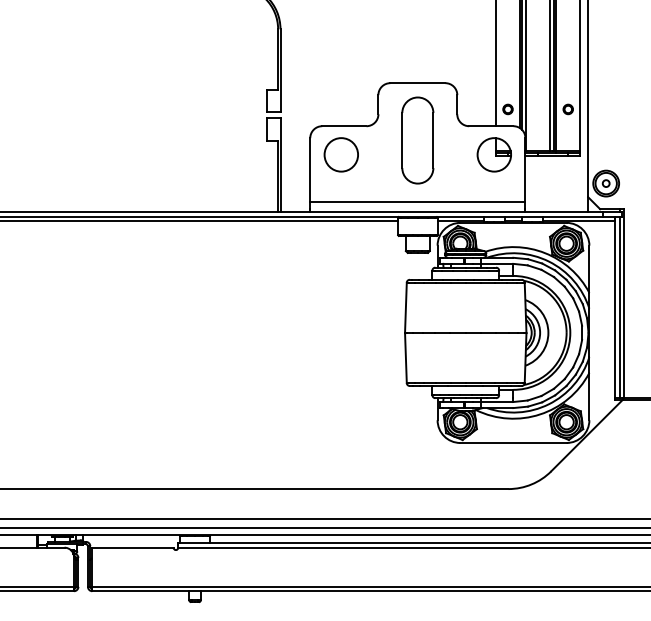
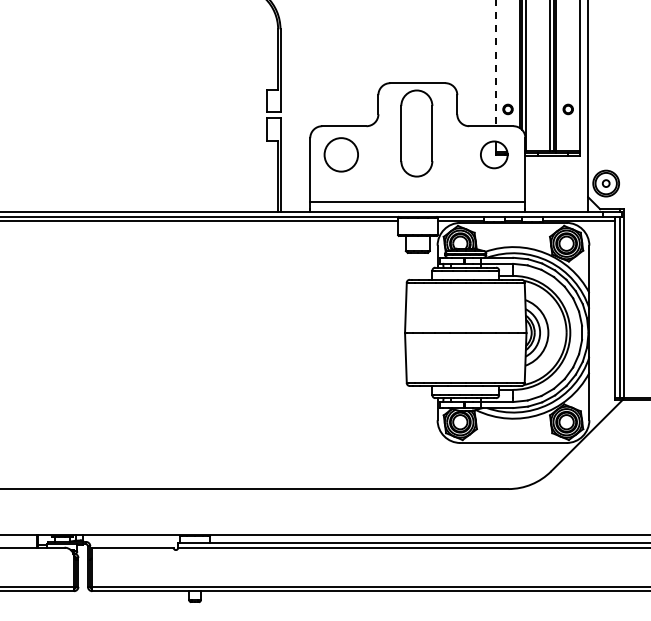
line: solid -> dashed (496, 63)
part position: (417, 140) -> (416, 133) (416, 133)
part size: 36x36 px -> 29x30 px (494, 154)
line: present -> none (324, 519)
line: present -> none (324, 527)
